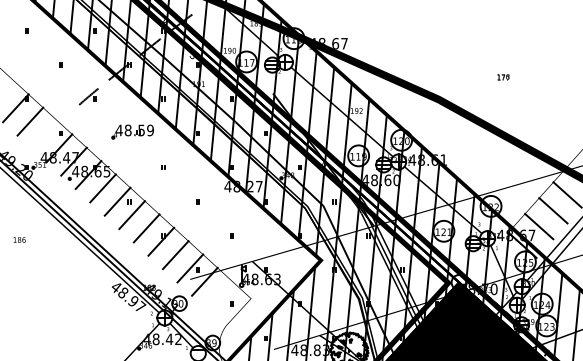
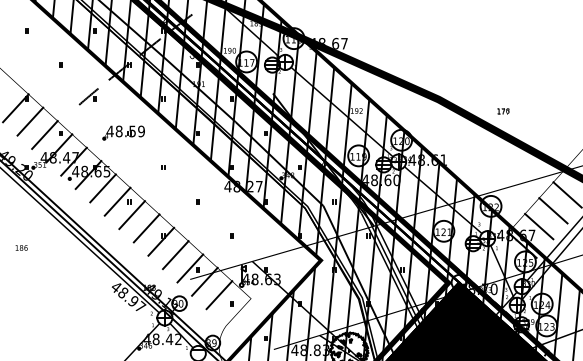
text position: (503, 77) -> (503, 111) (503, 111)
part position: (132, 131) -> (123, 132) (123, 132)
line: none -> present (44, 134)
text position: (19, 239) -> (21, 247) (21, 247)
line: none -> present (219, 295)
